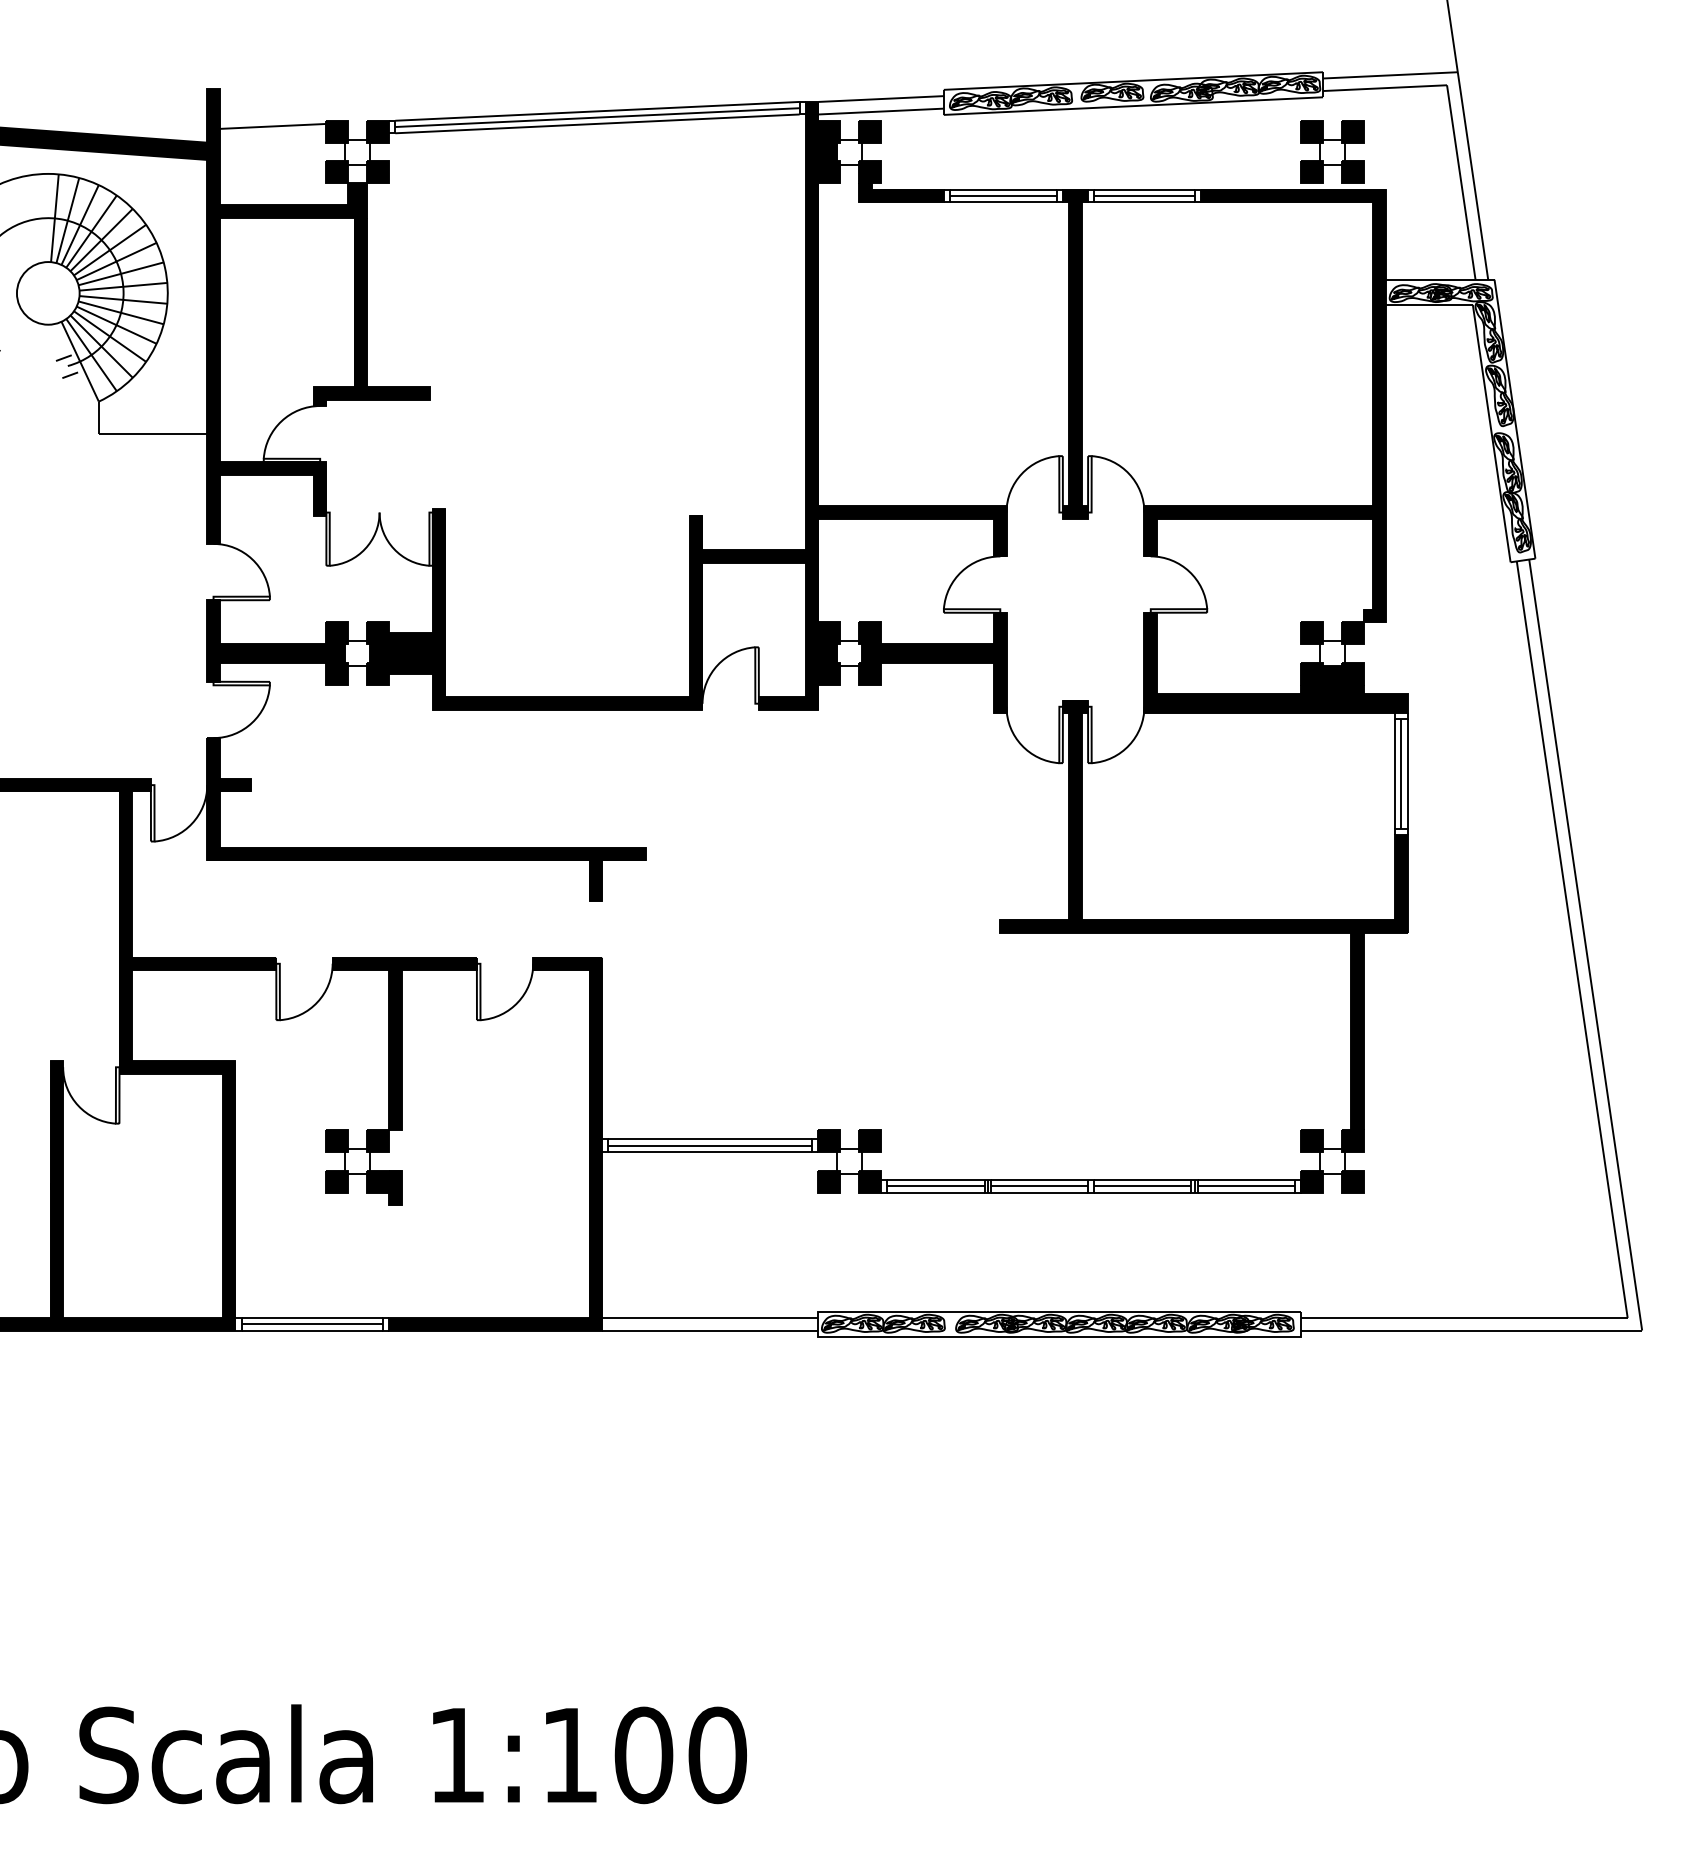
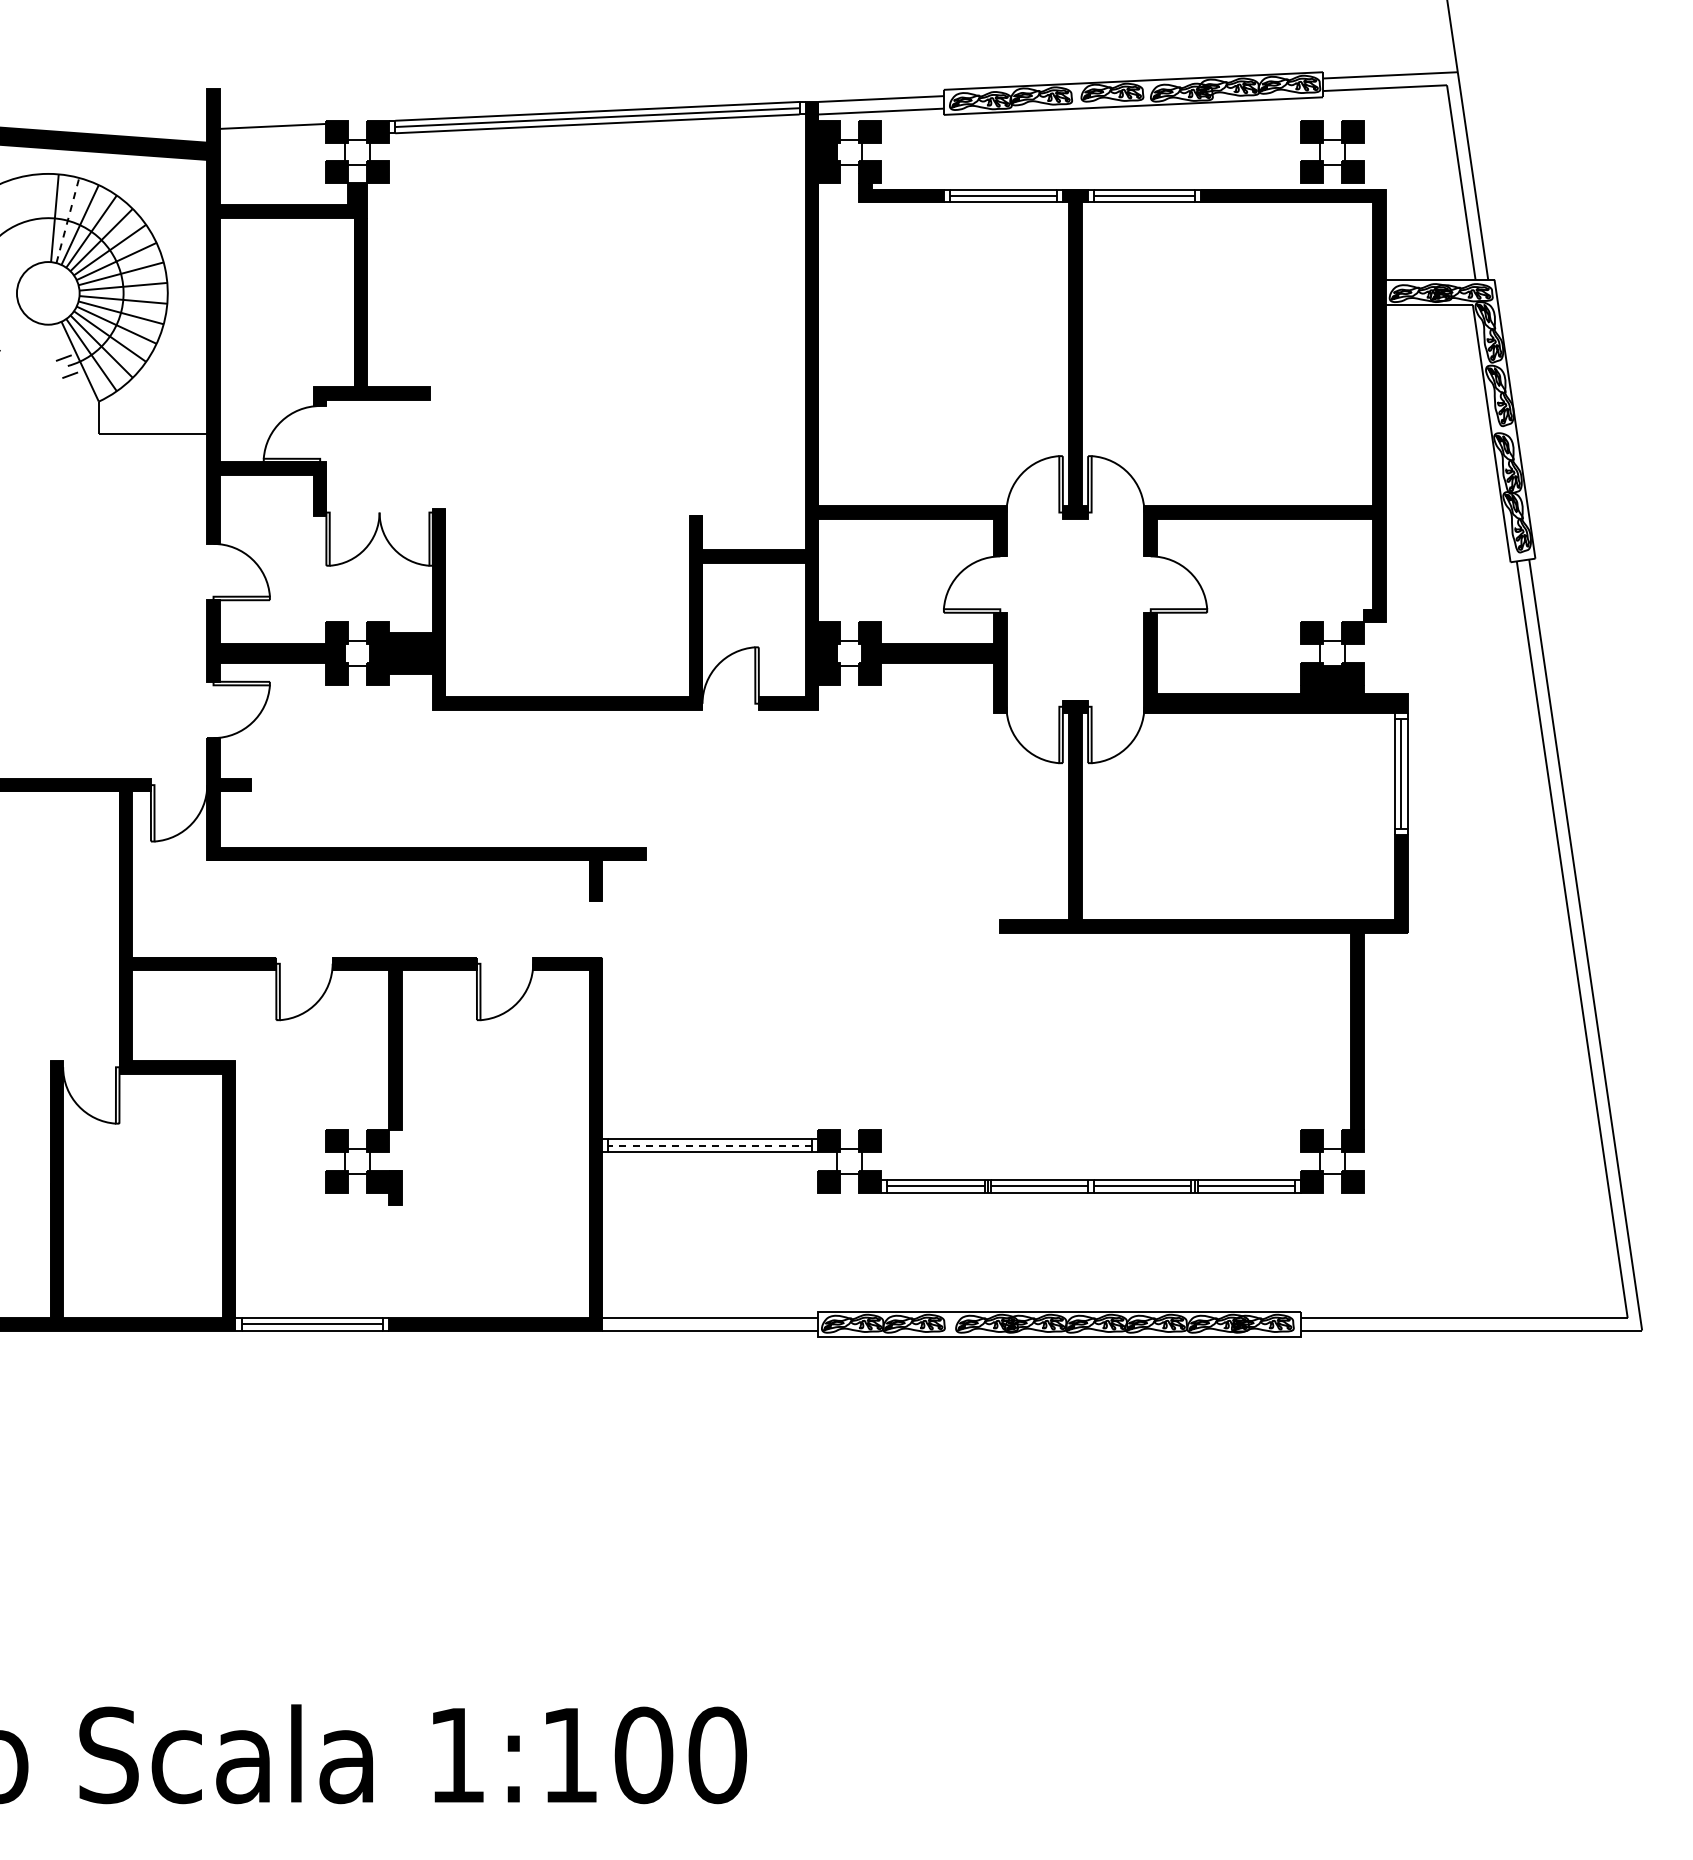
line: solid -> dashed (67, 220)
line: solid -> dashed (710, 1145)
